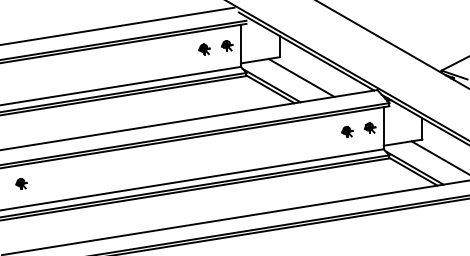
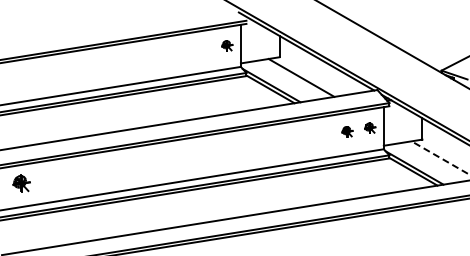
line: present -> none (118, 25)
part: present -> none (204, 49)
line: solid -> dashed (440, 157)
part size: 13x12 px -> 19x19 px (21, 183)
